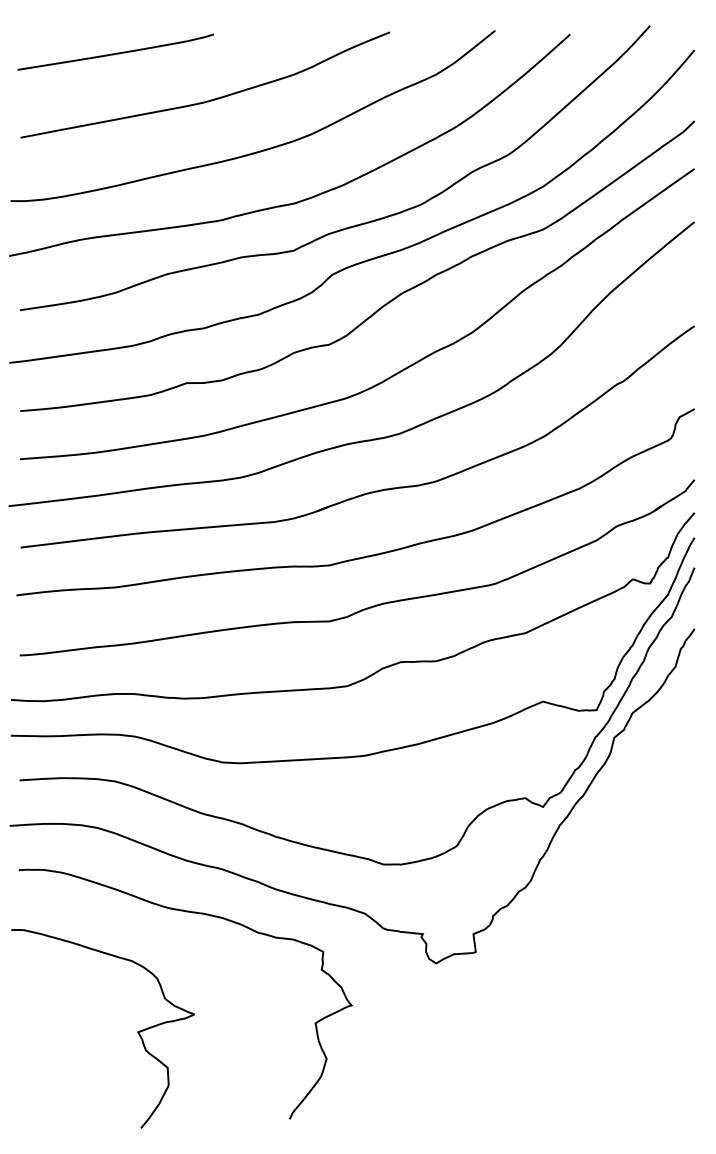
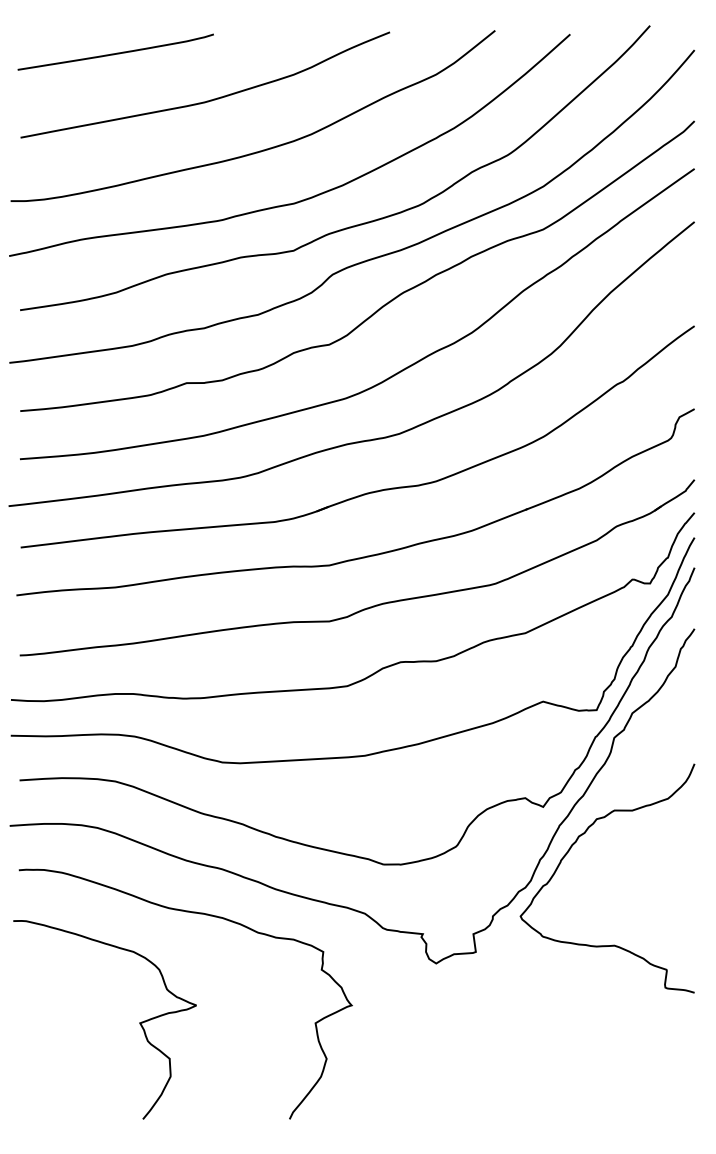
curve: none -> present (569, 851)
curve position: (137, 1031) -> (139, 1022) (139, 1022)
